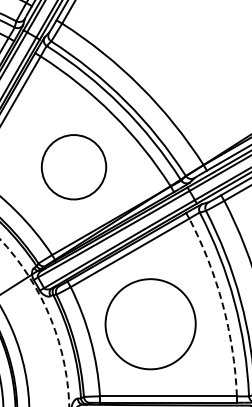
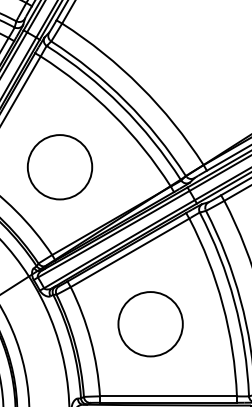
circle position: (73, 167) -> (59, 167) (59, 167)
arc: dashed -> solid (222, 304)
arc: dashed -> solid (50, 318)
circle diameter: 90 px -> 64 px (150, 324)
